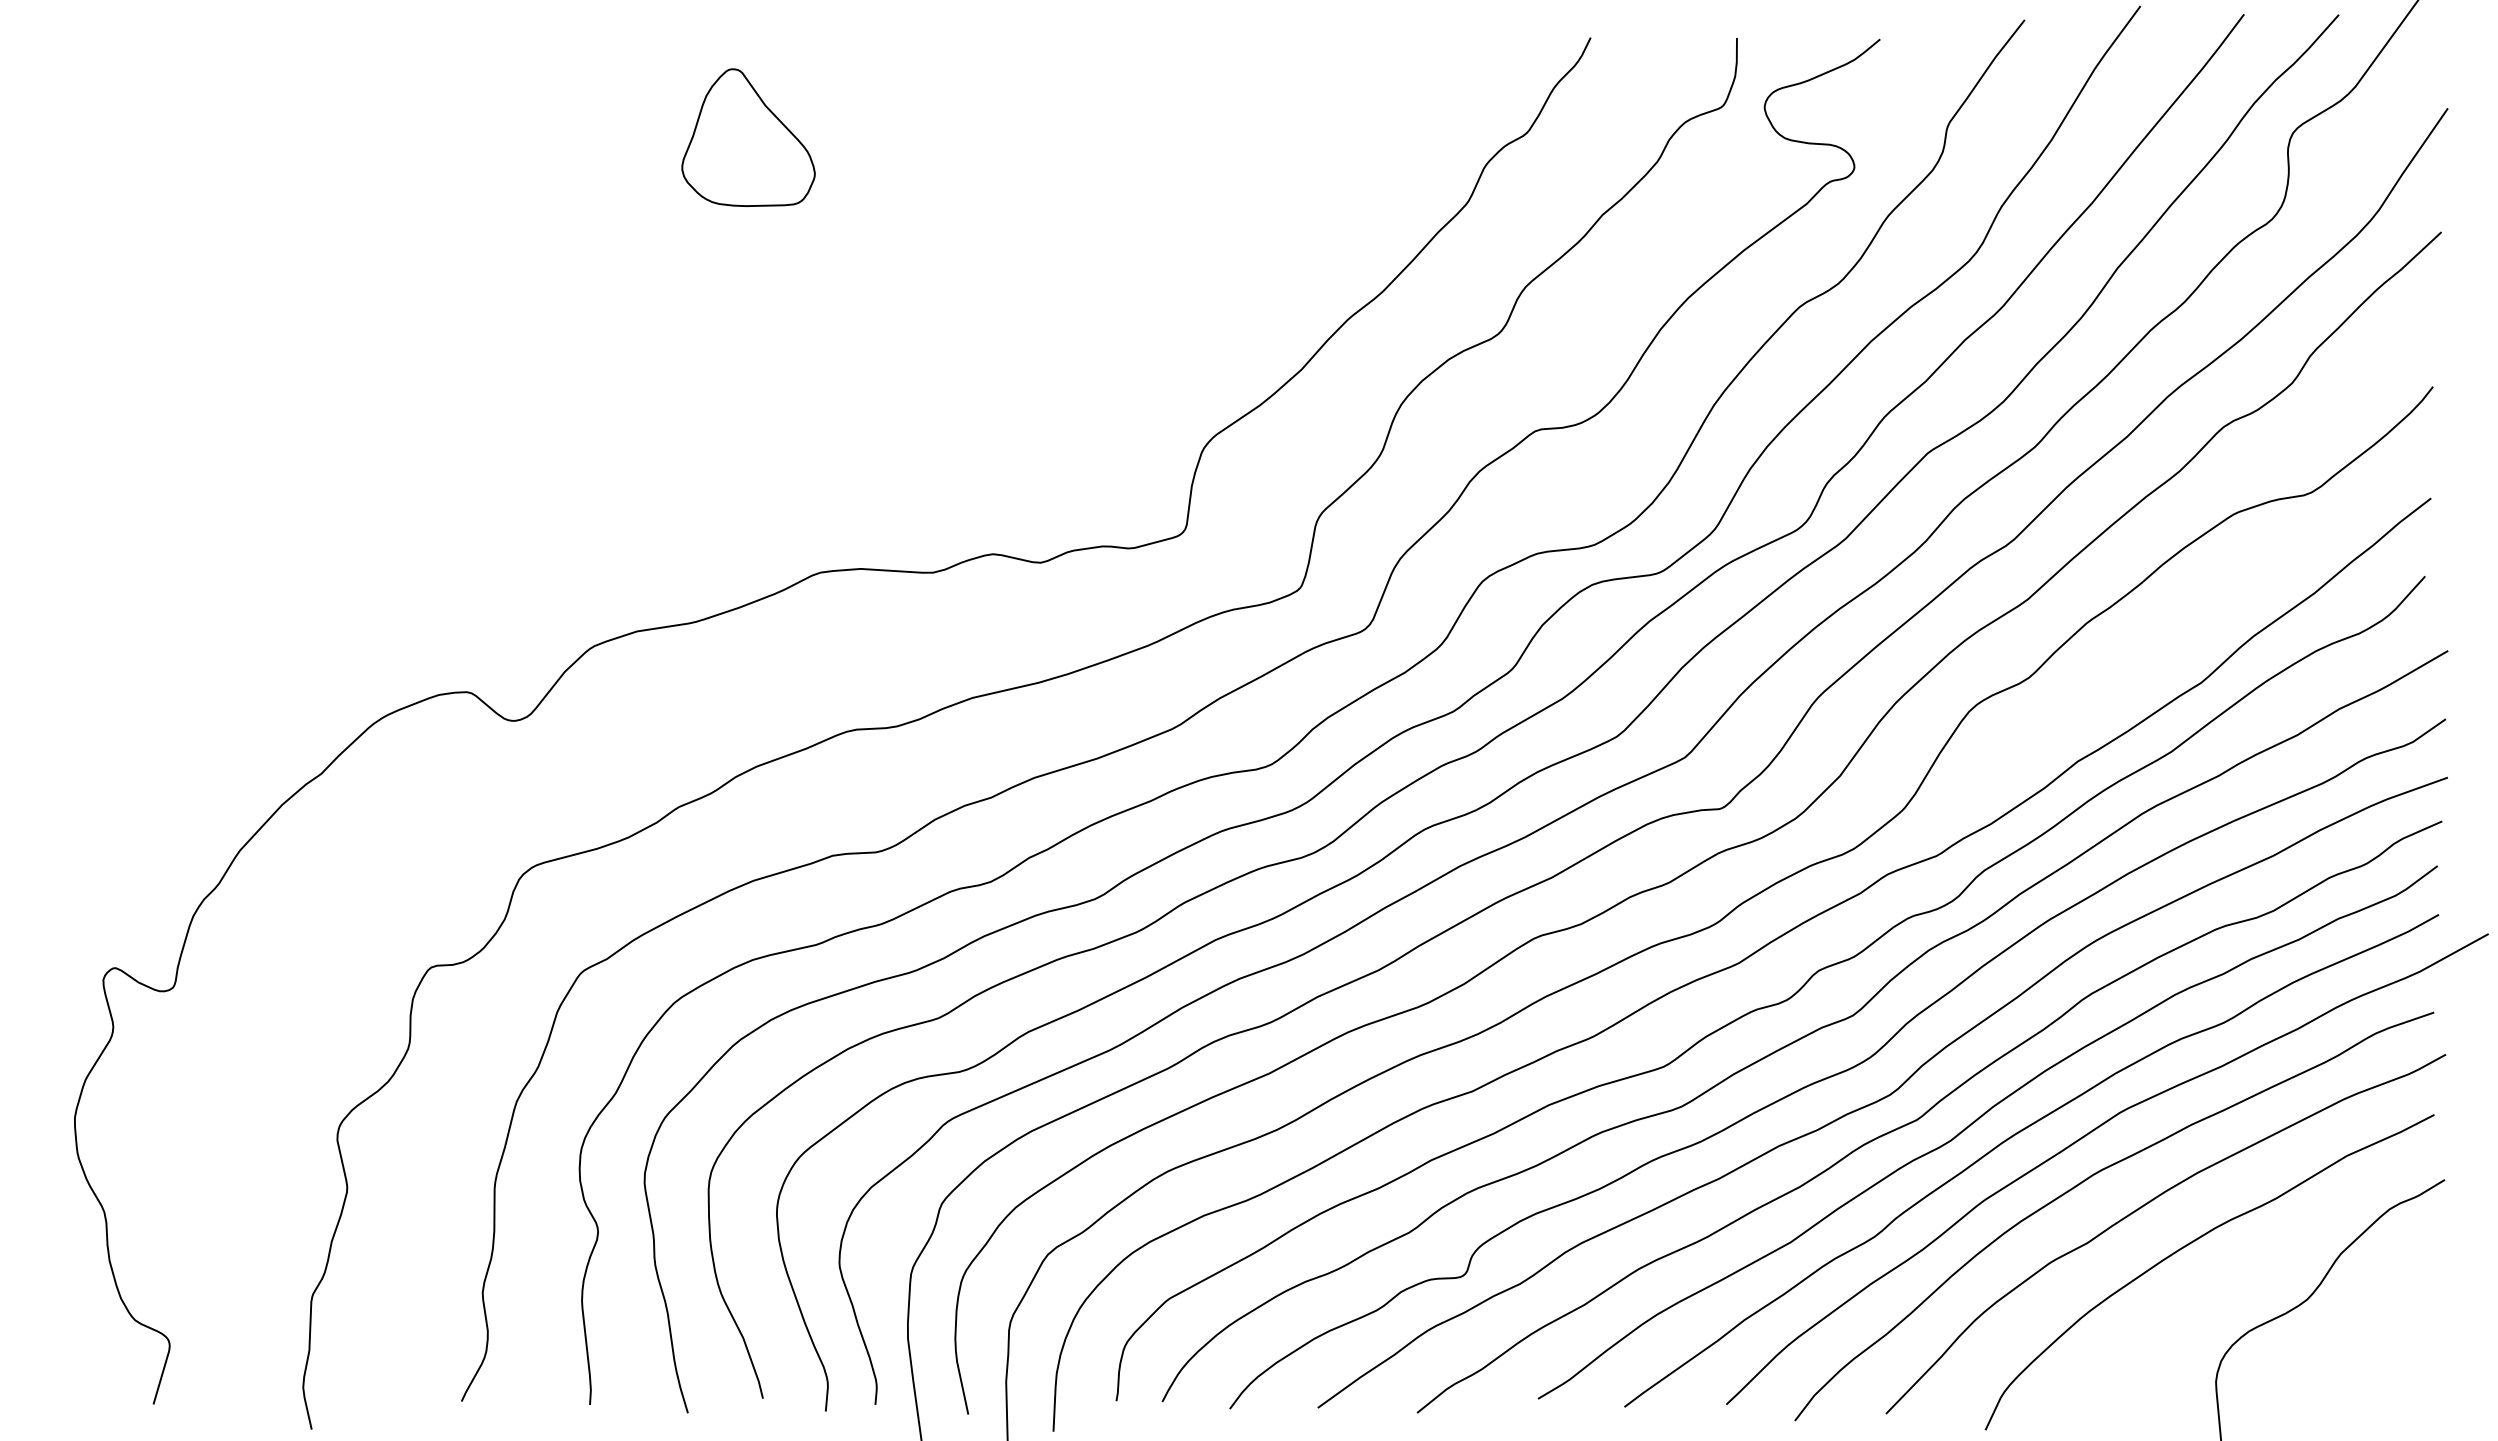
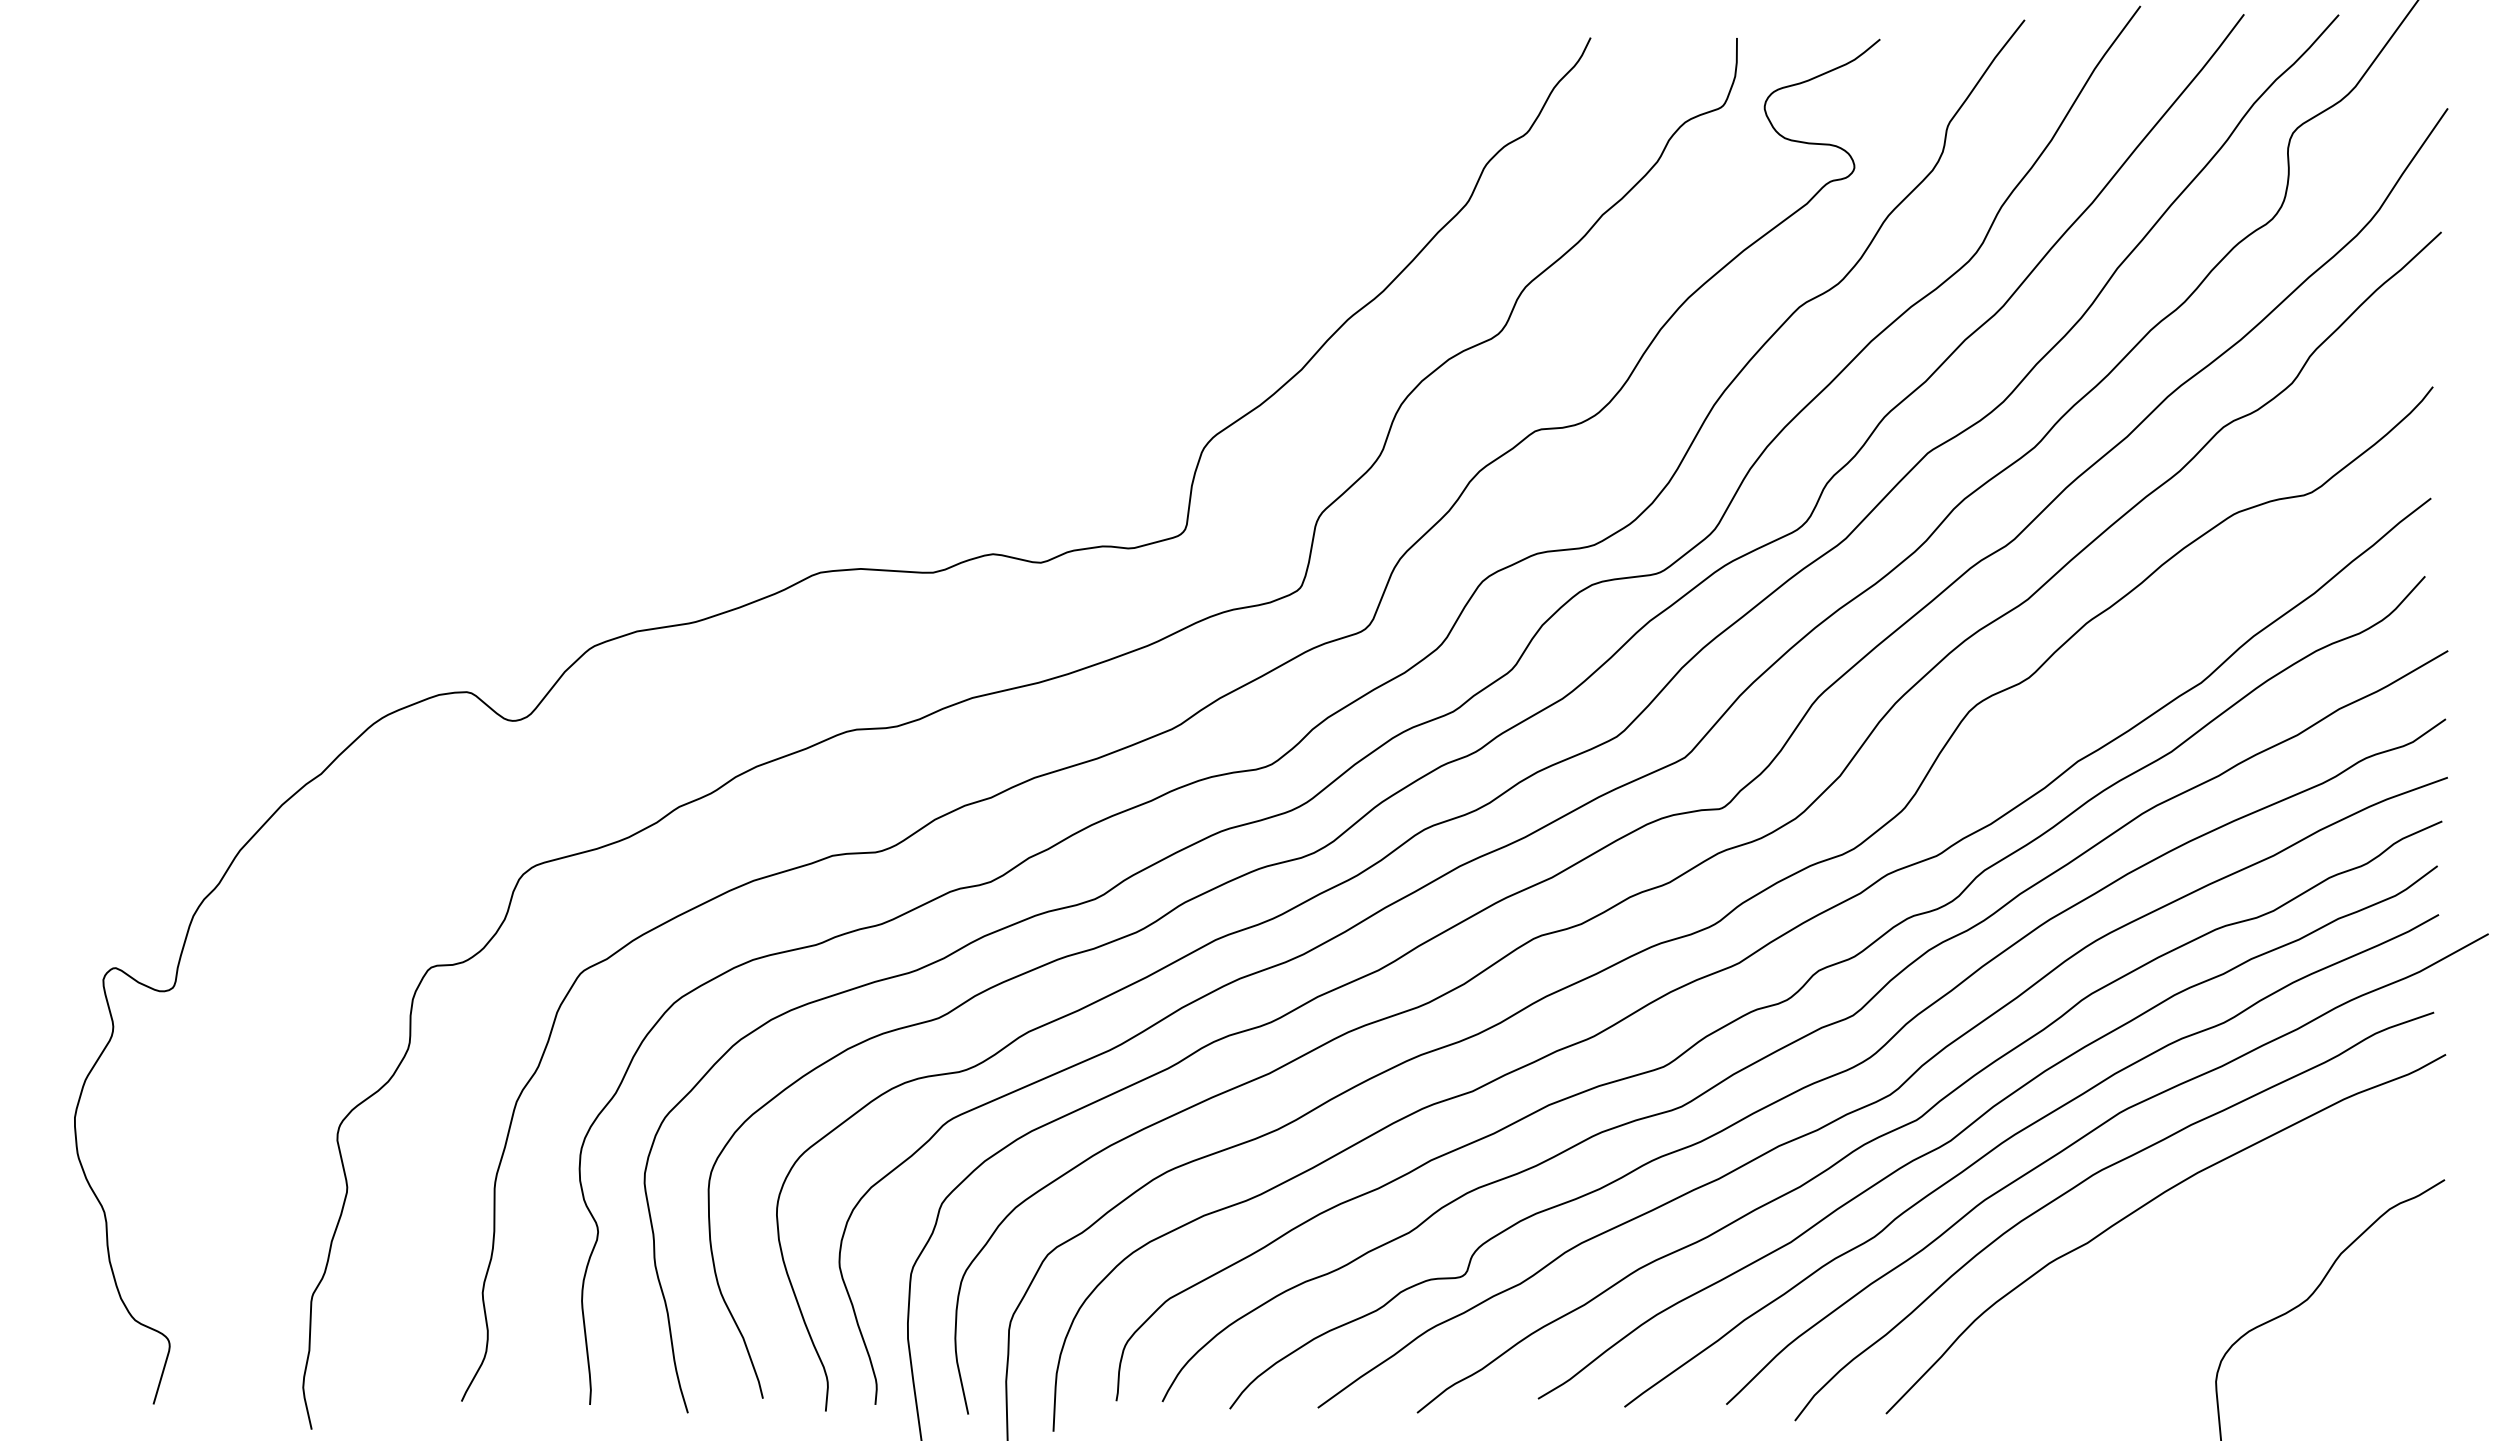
part: present -> none (748, 137)
curve: present -> none (2190, 1244)
